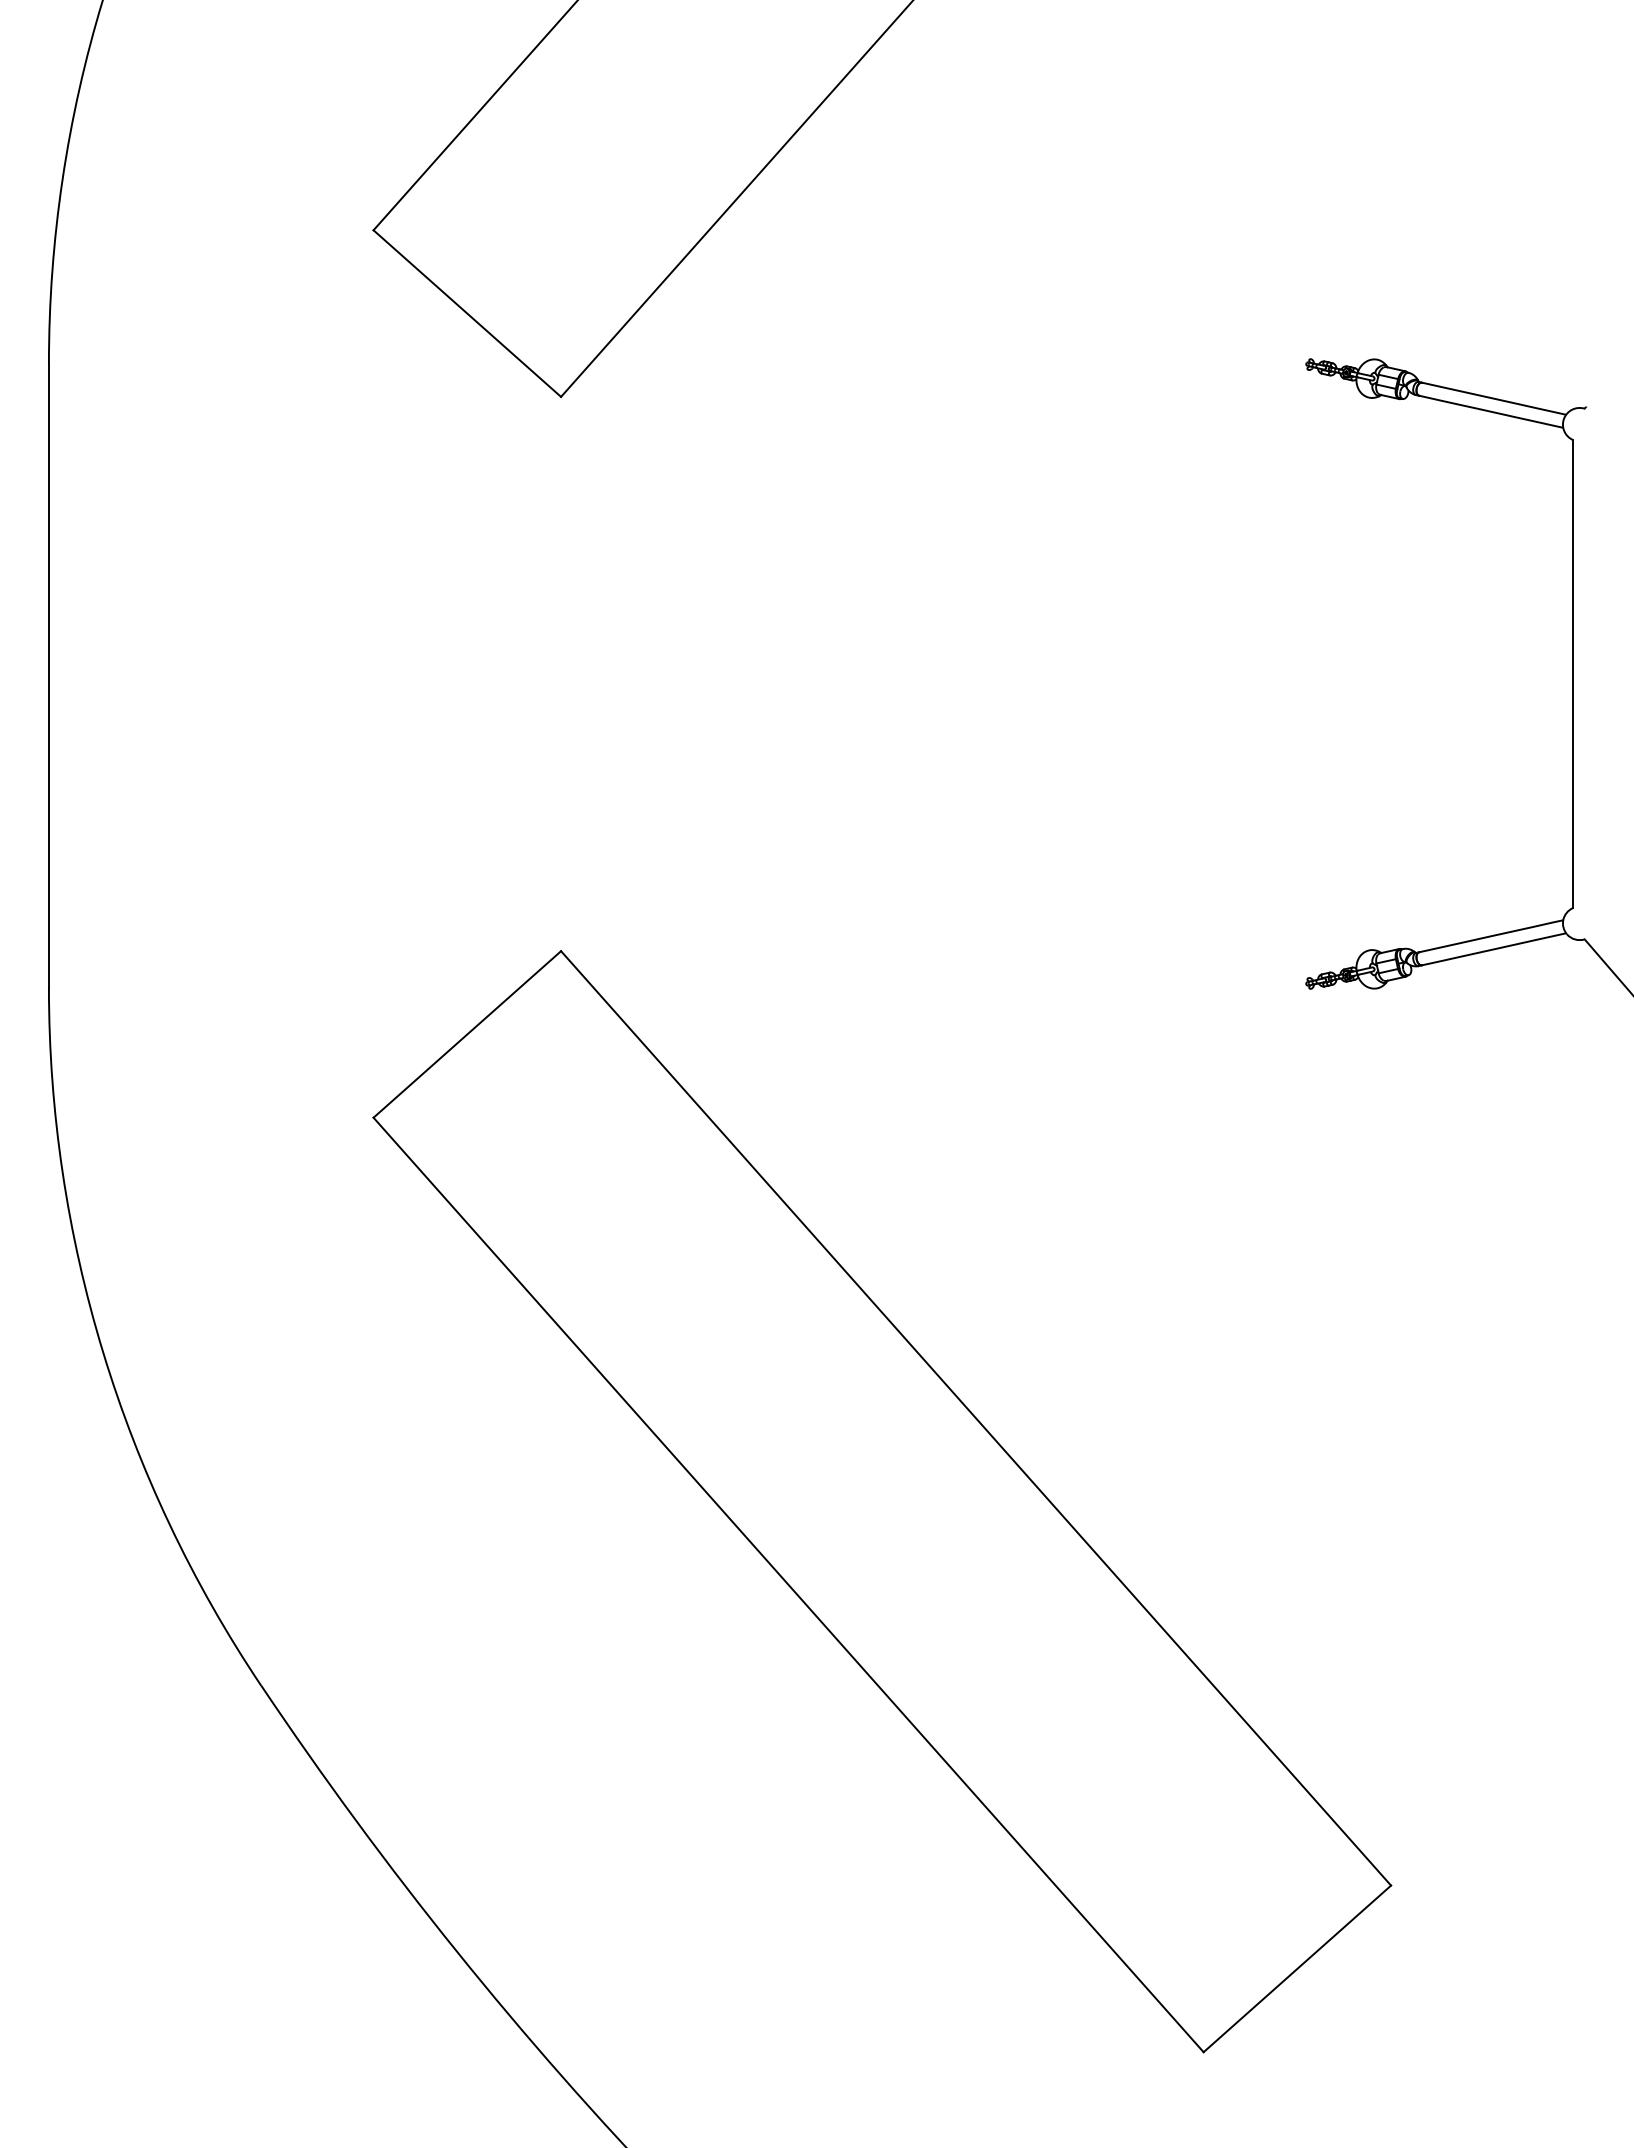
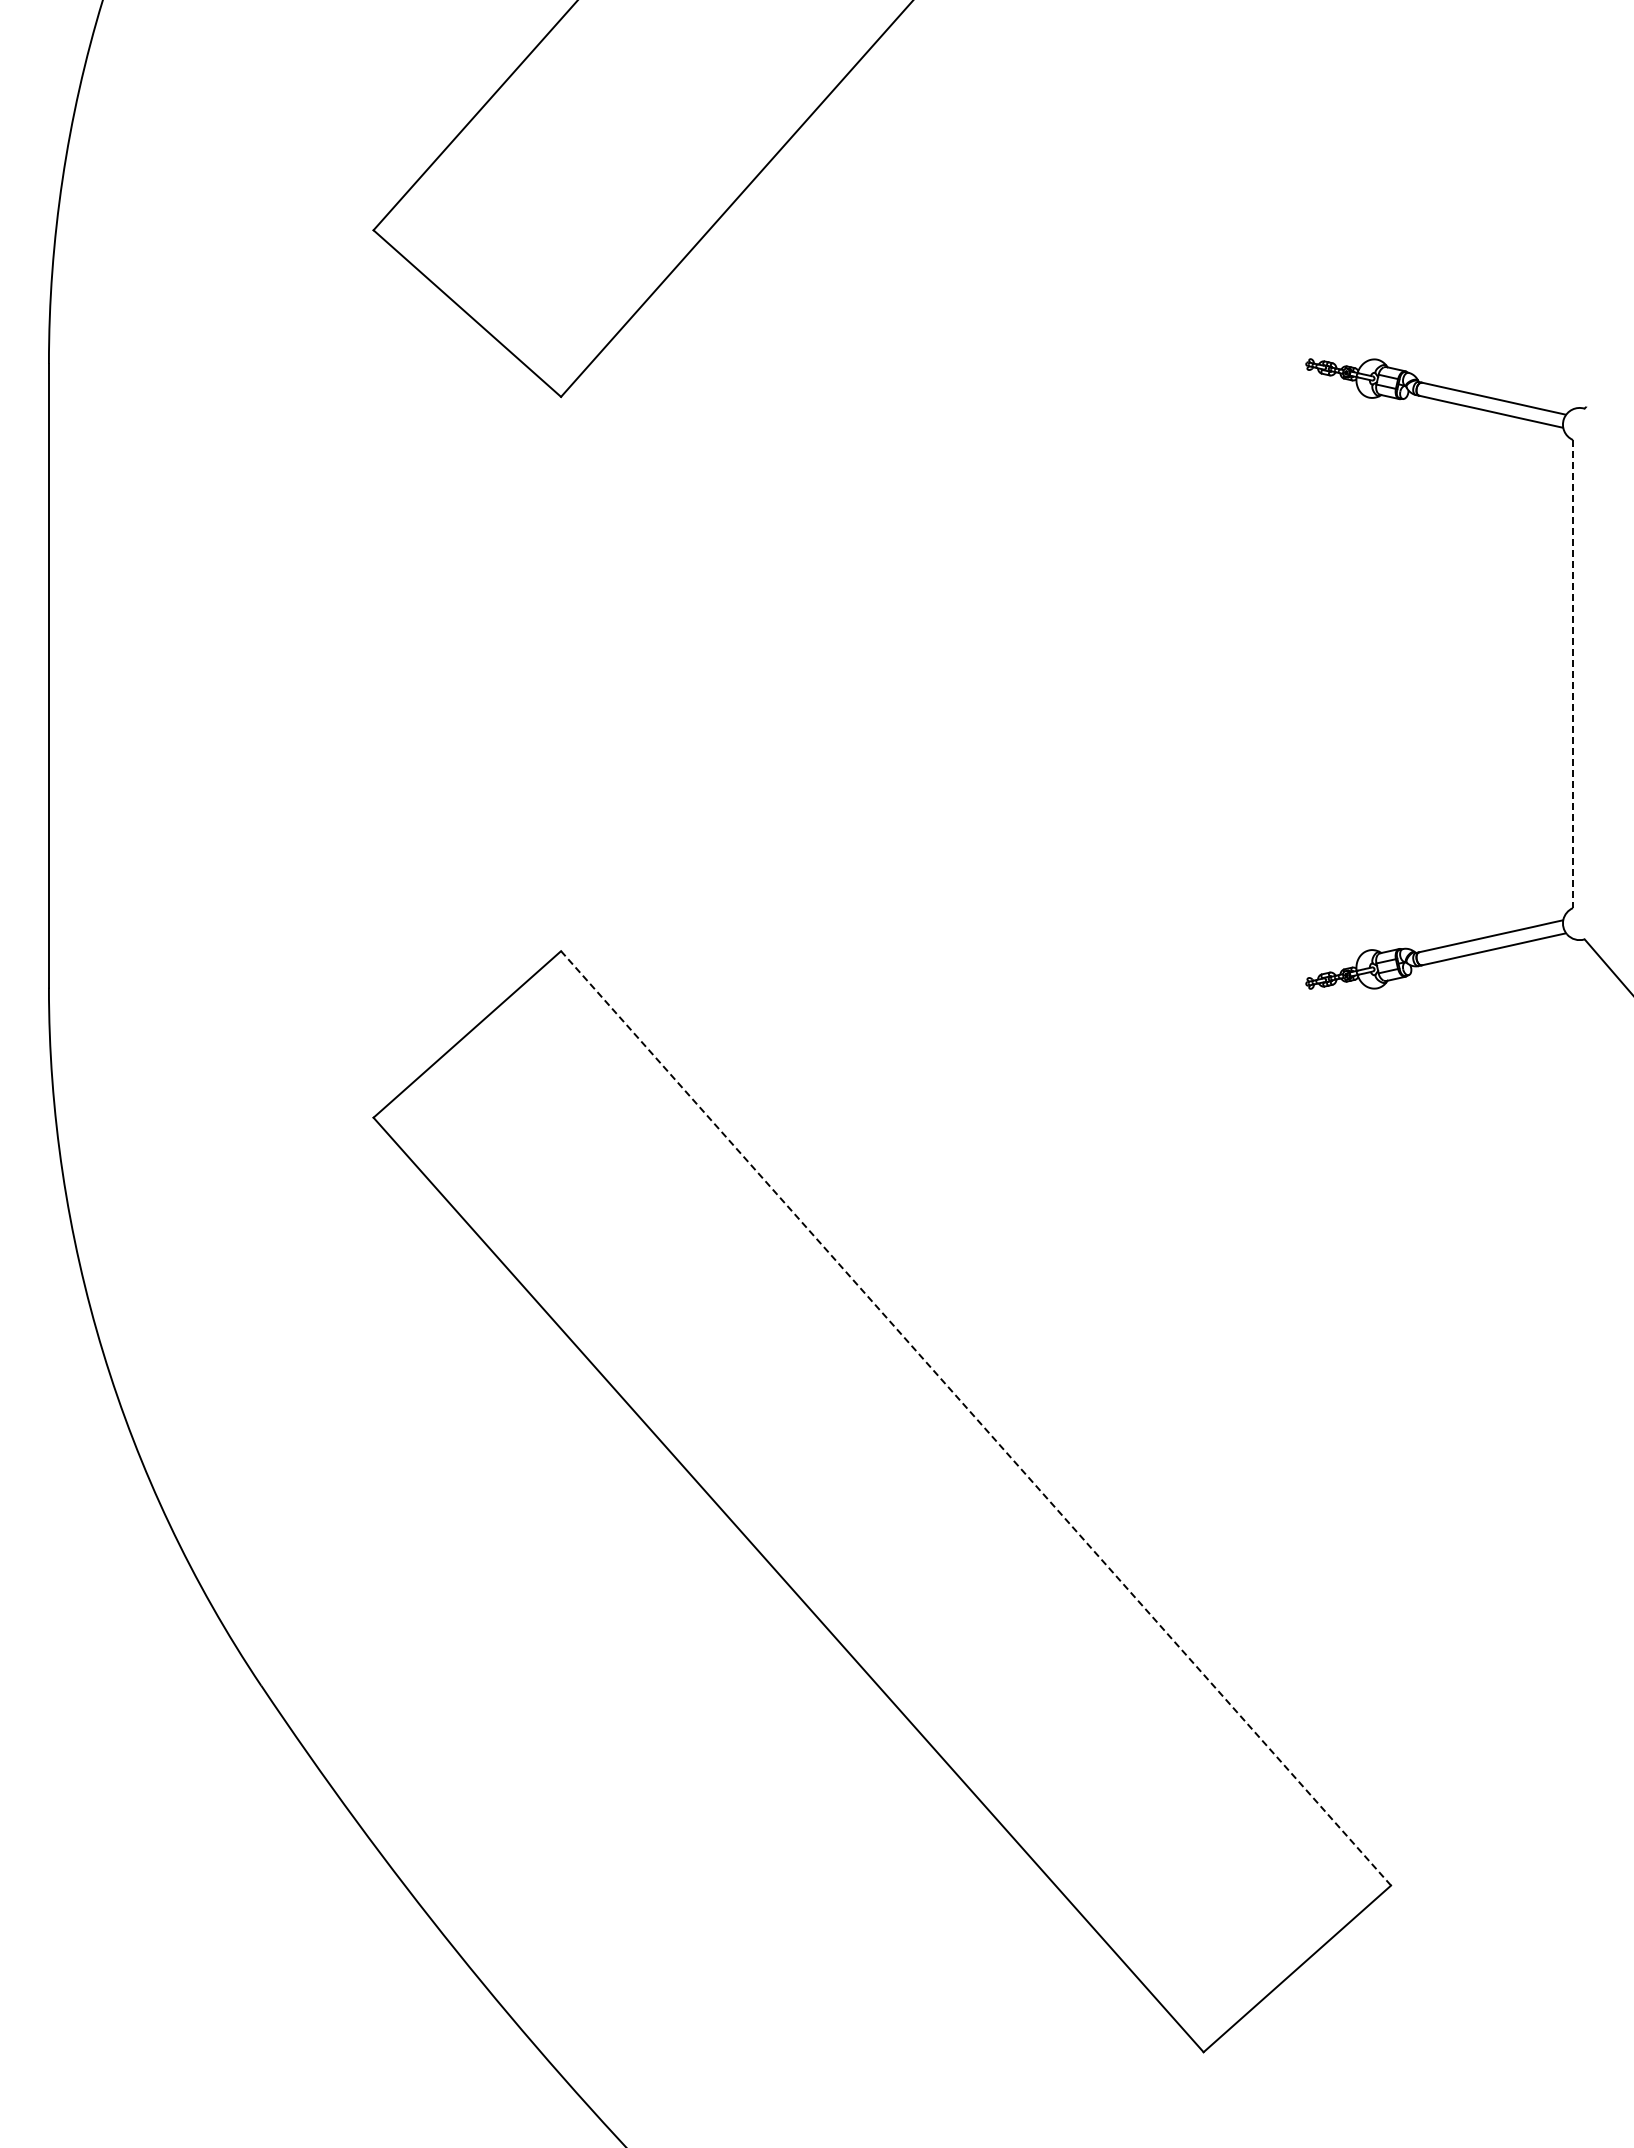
line: solid -> dashed (1572, 674)
line: solid -> dashed (976, 1418)
